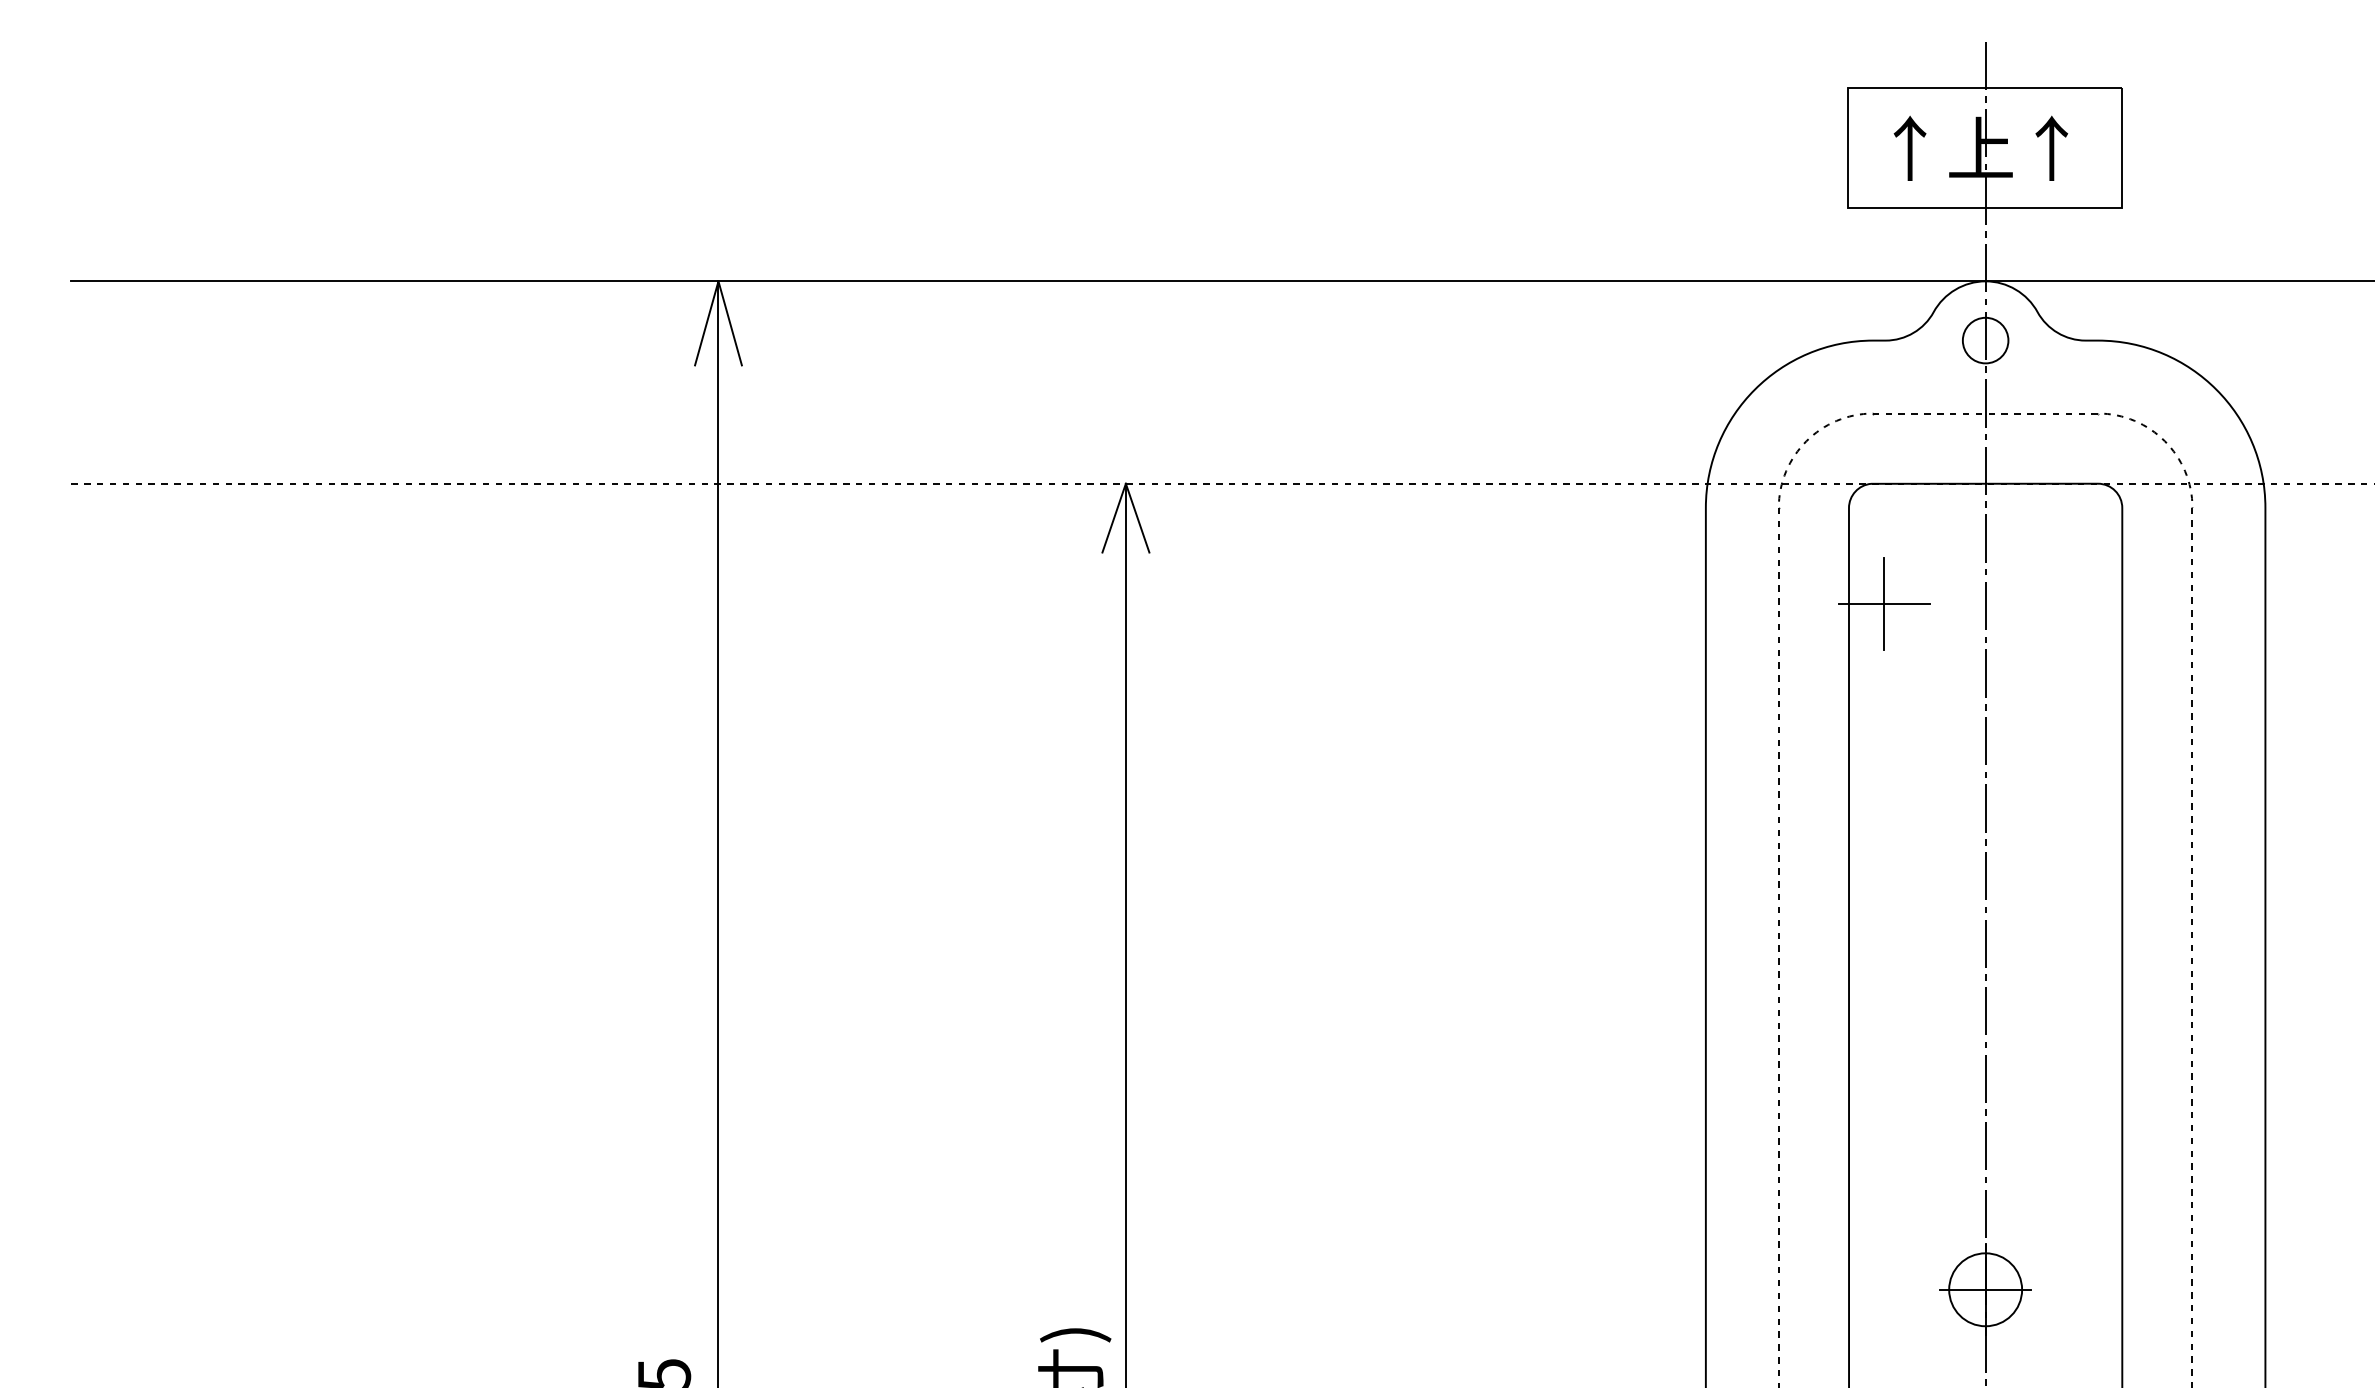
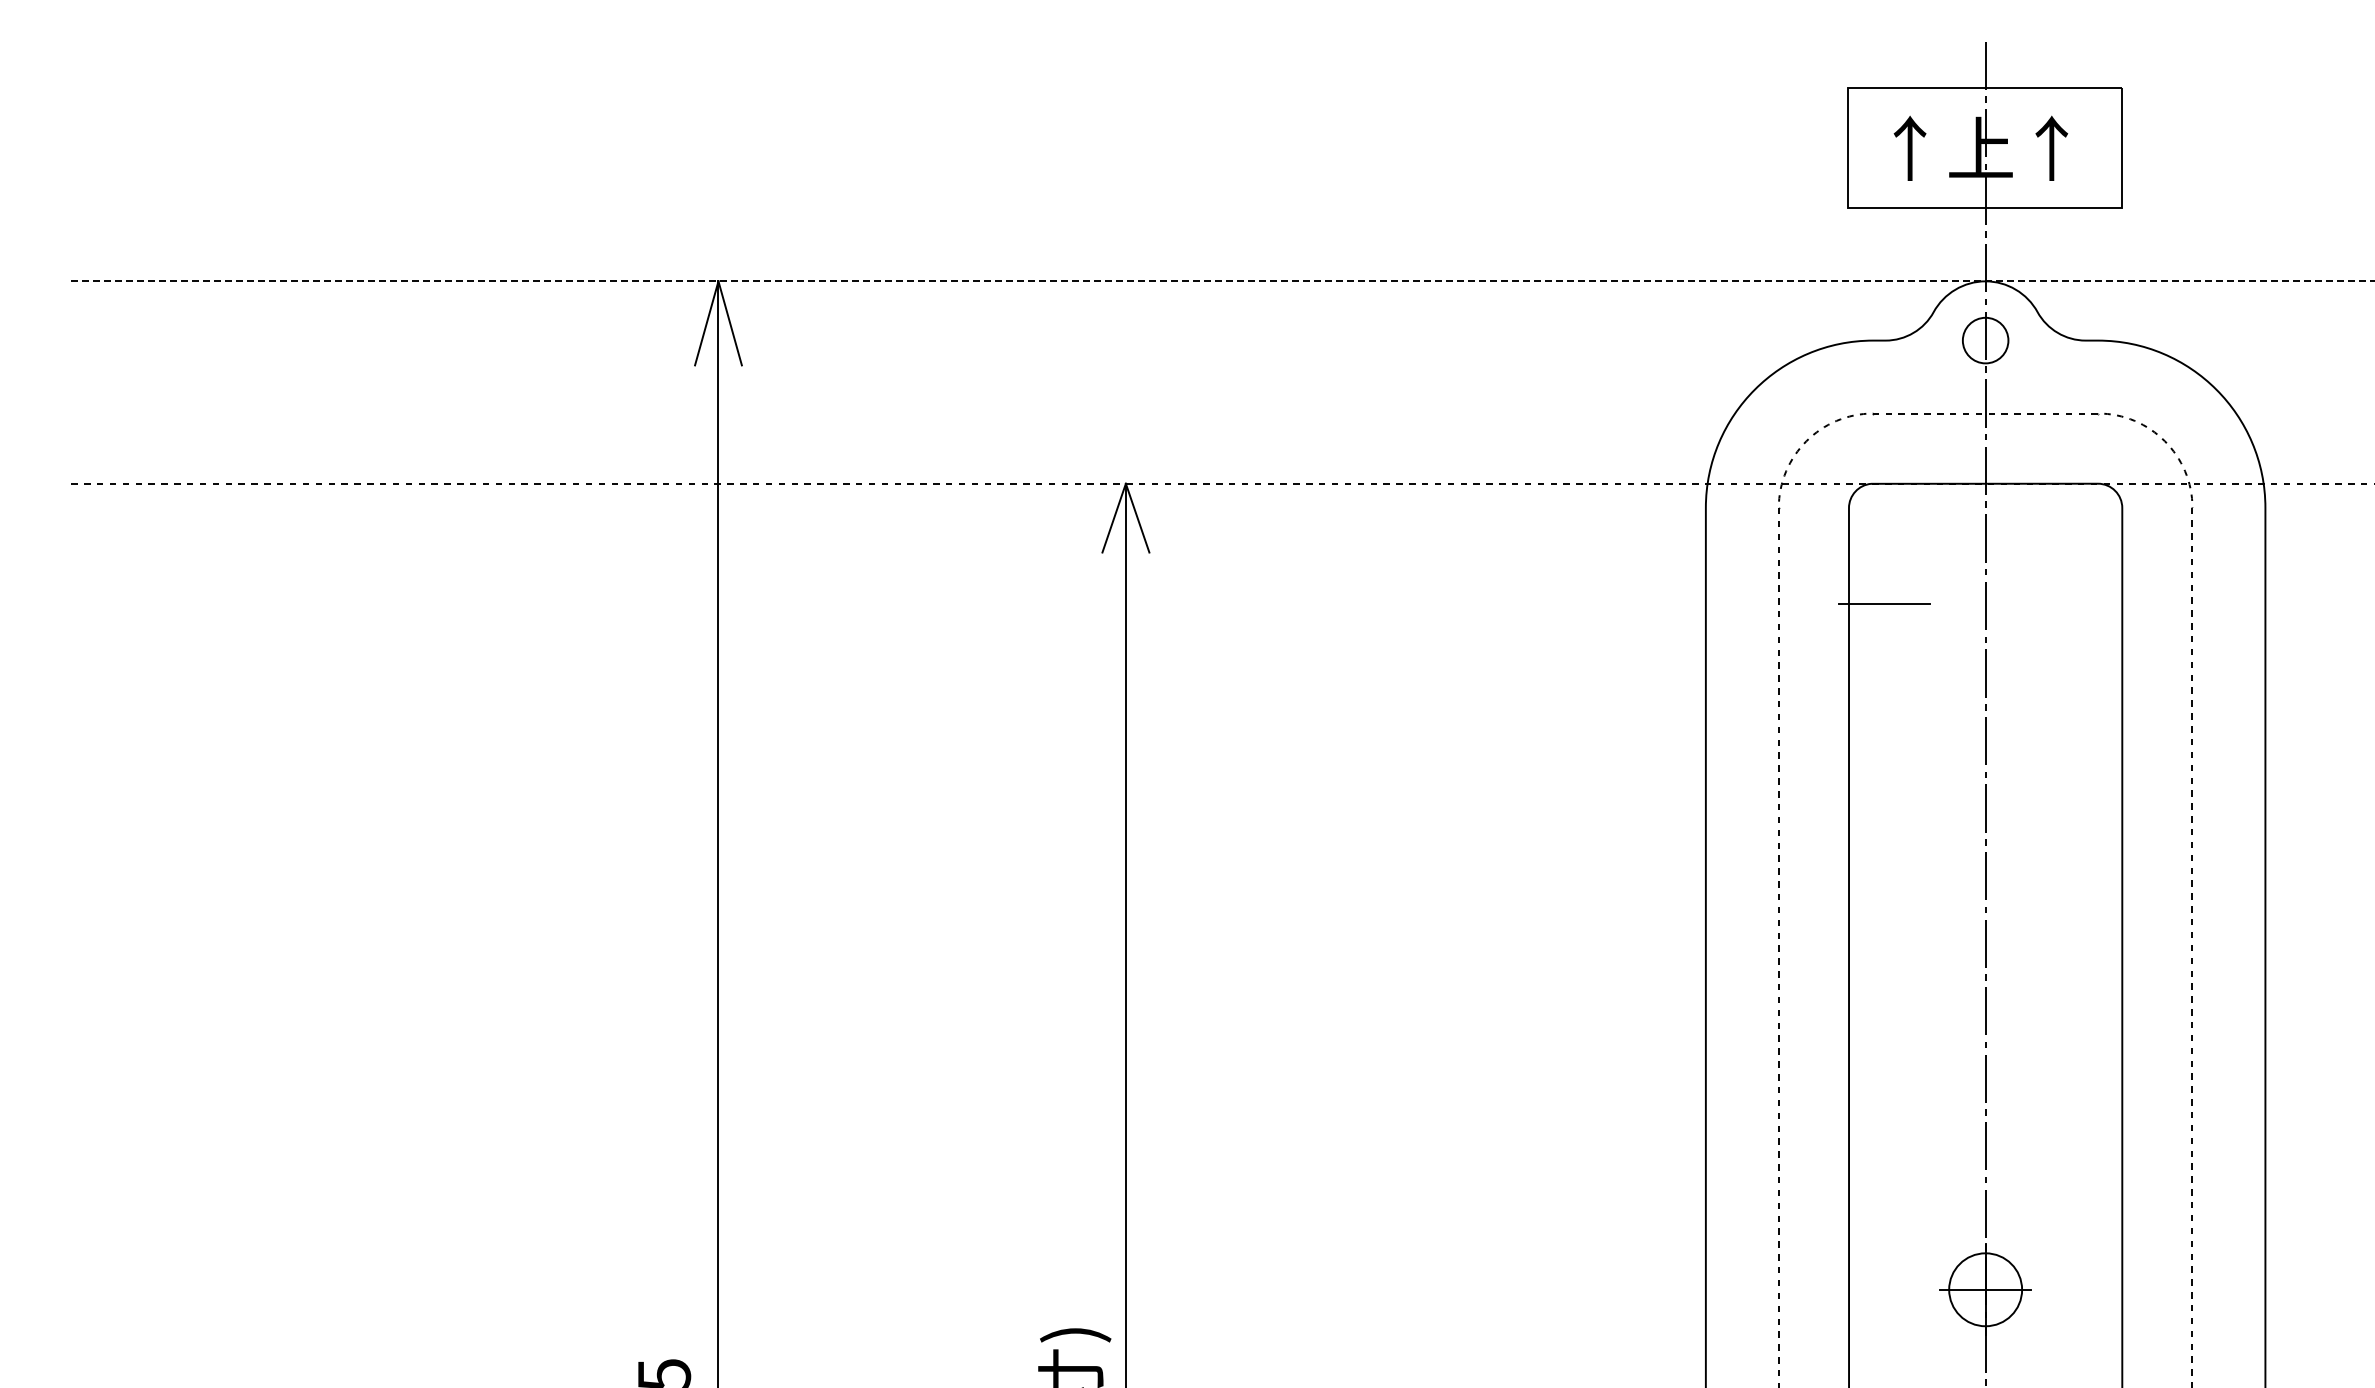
line: solid -> dashed (1223, 281)
line: present -> none (1884, 603)
